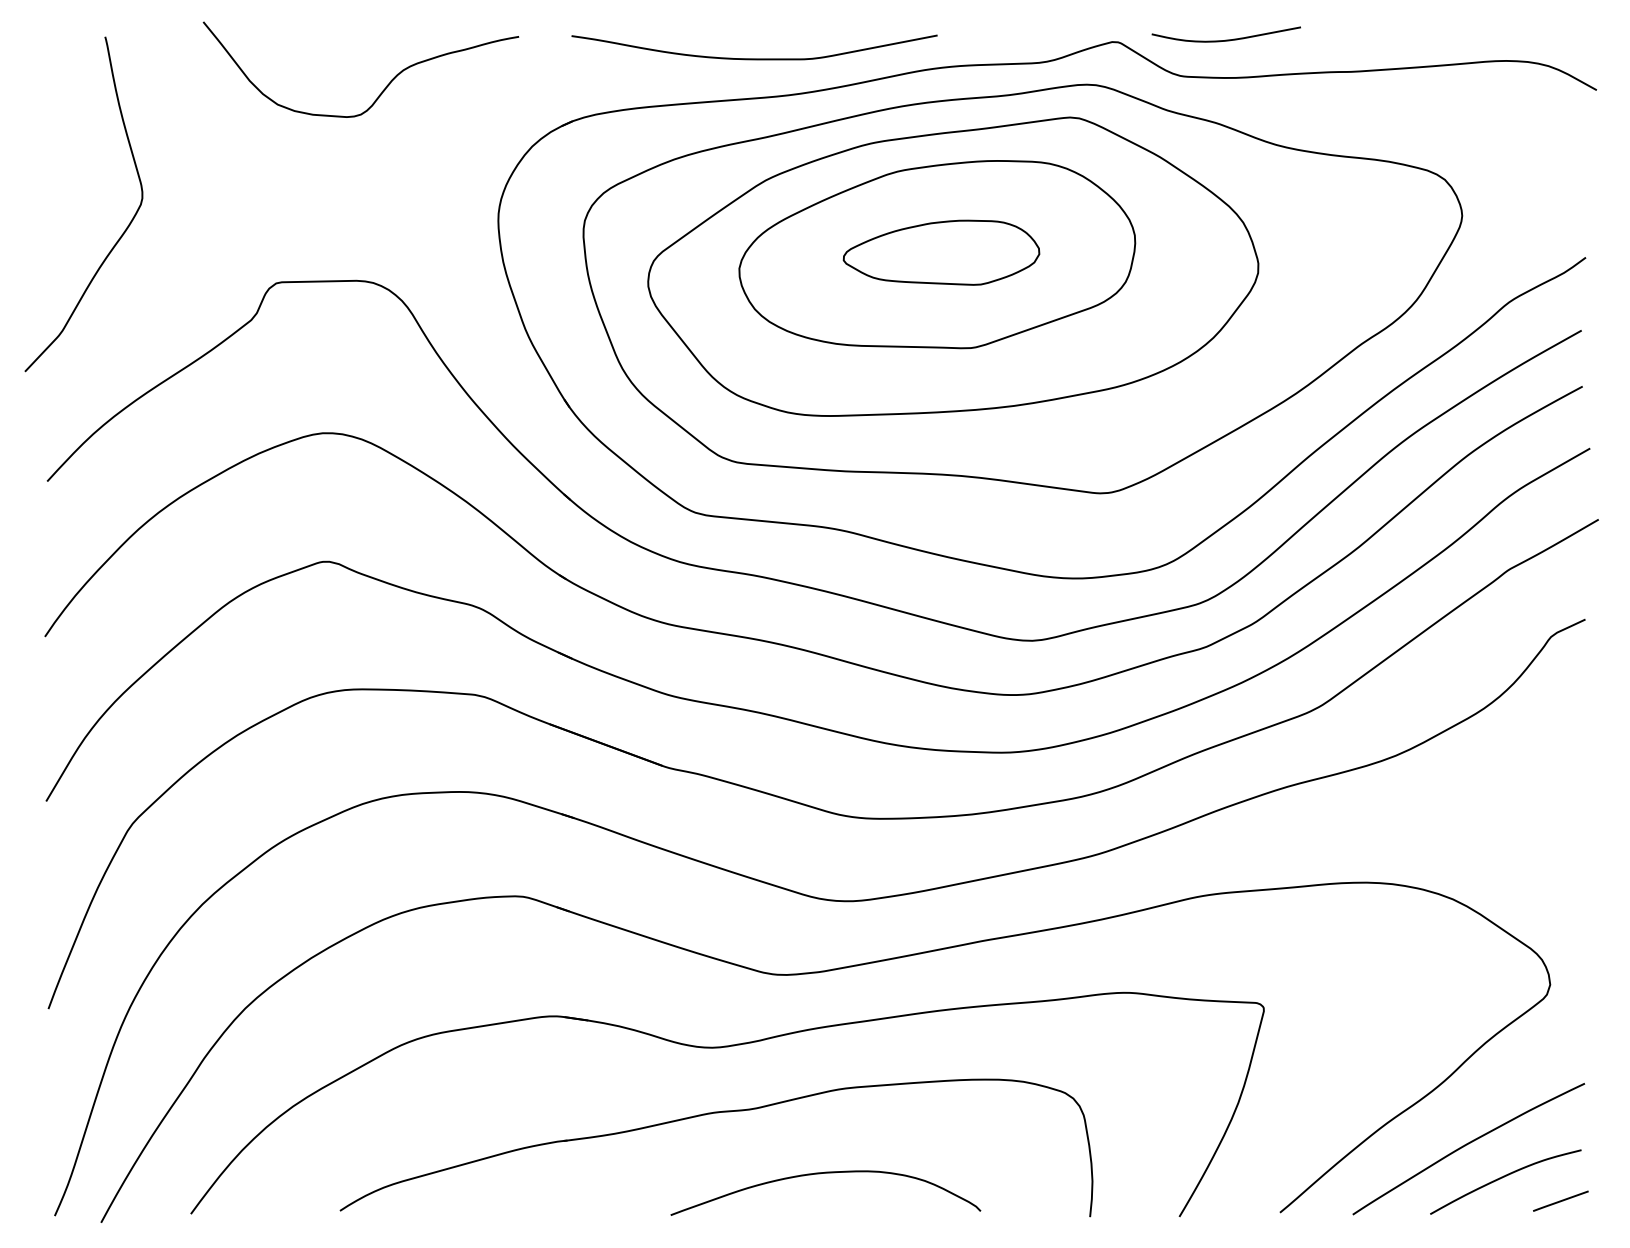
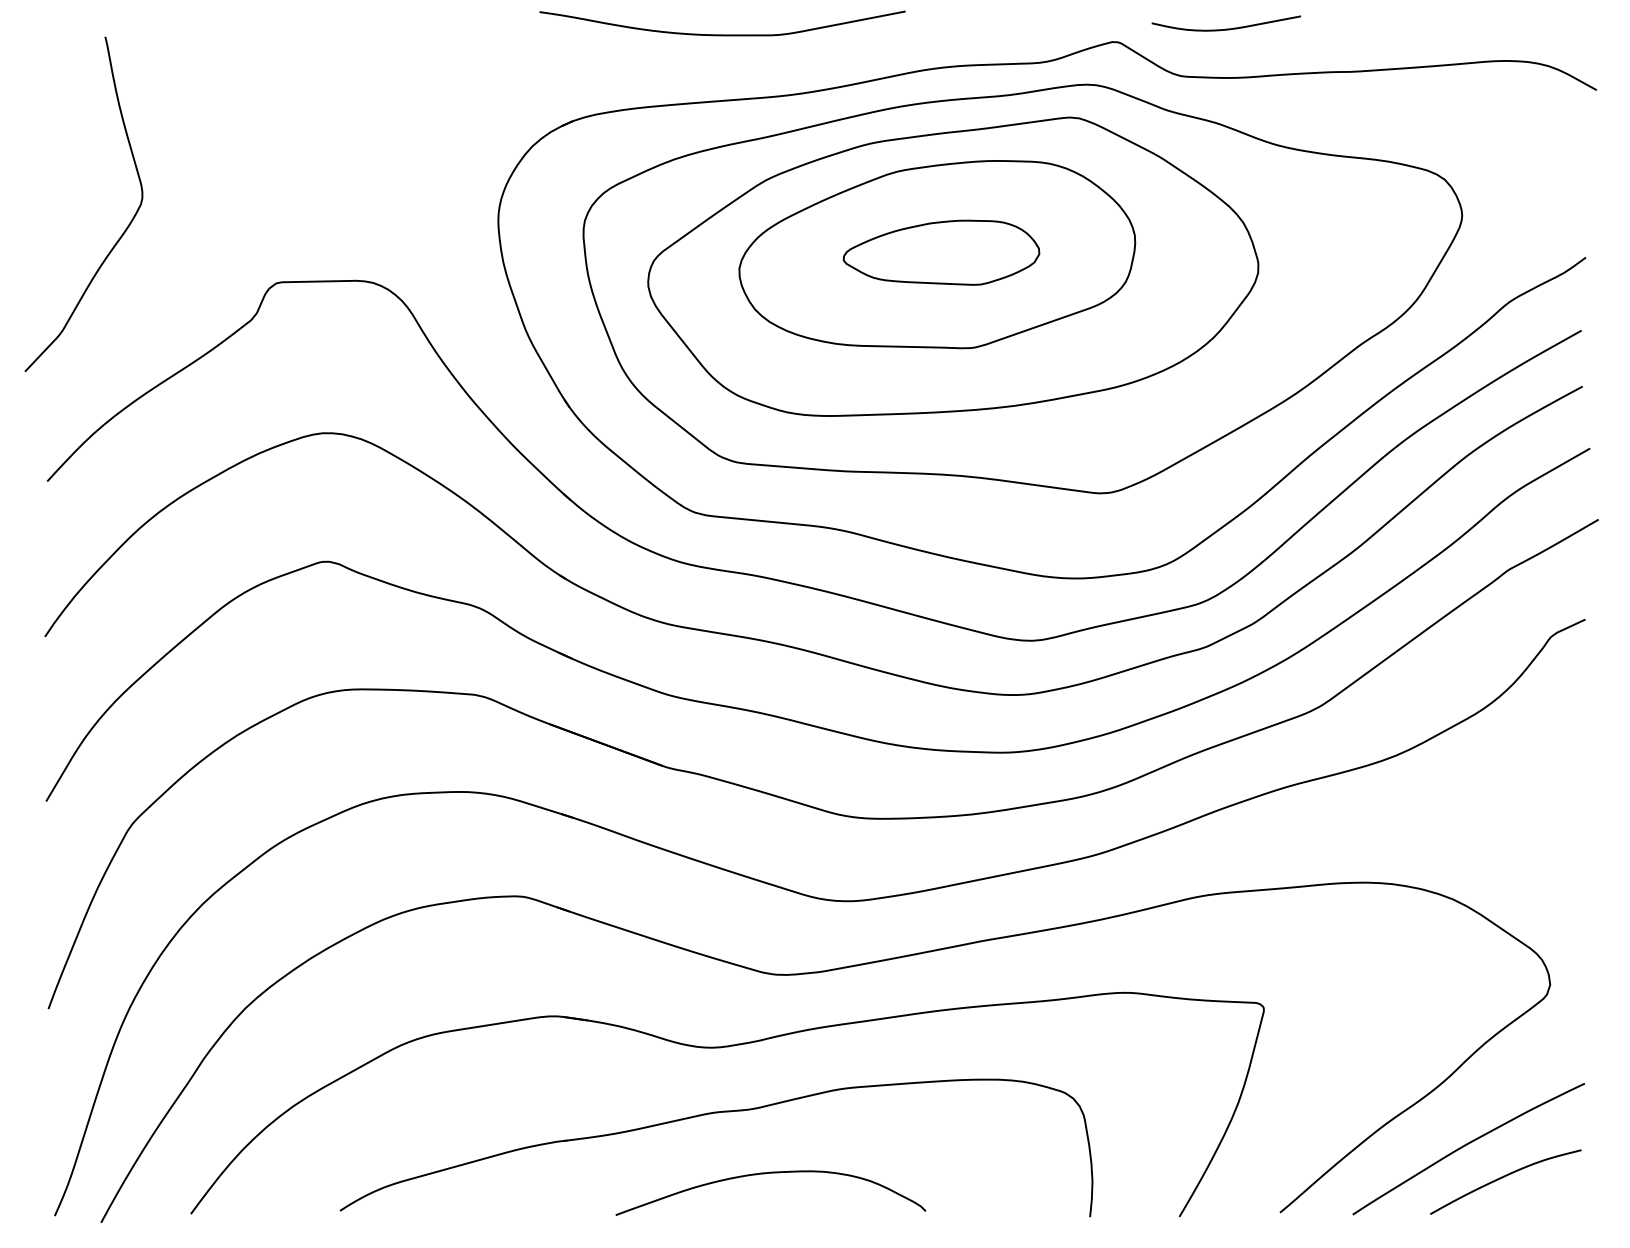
curve position: (1225, 39) -> (1225, 28) (1225, 28)
curve position: (754, 58) -> (722, 34) (722, 34)
curve: present -> none (382, 90)
curve position: (820, 1174) -> (765, 1174) (765, 1174)
line: present -> none (1560, 1200)
